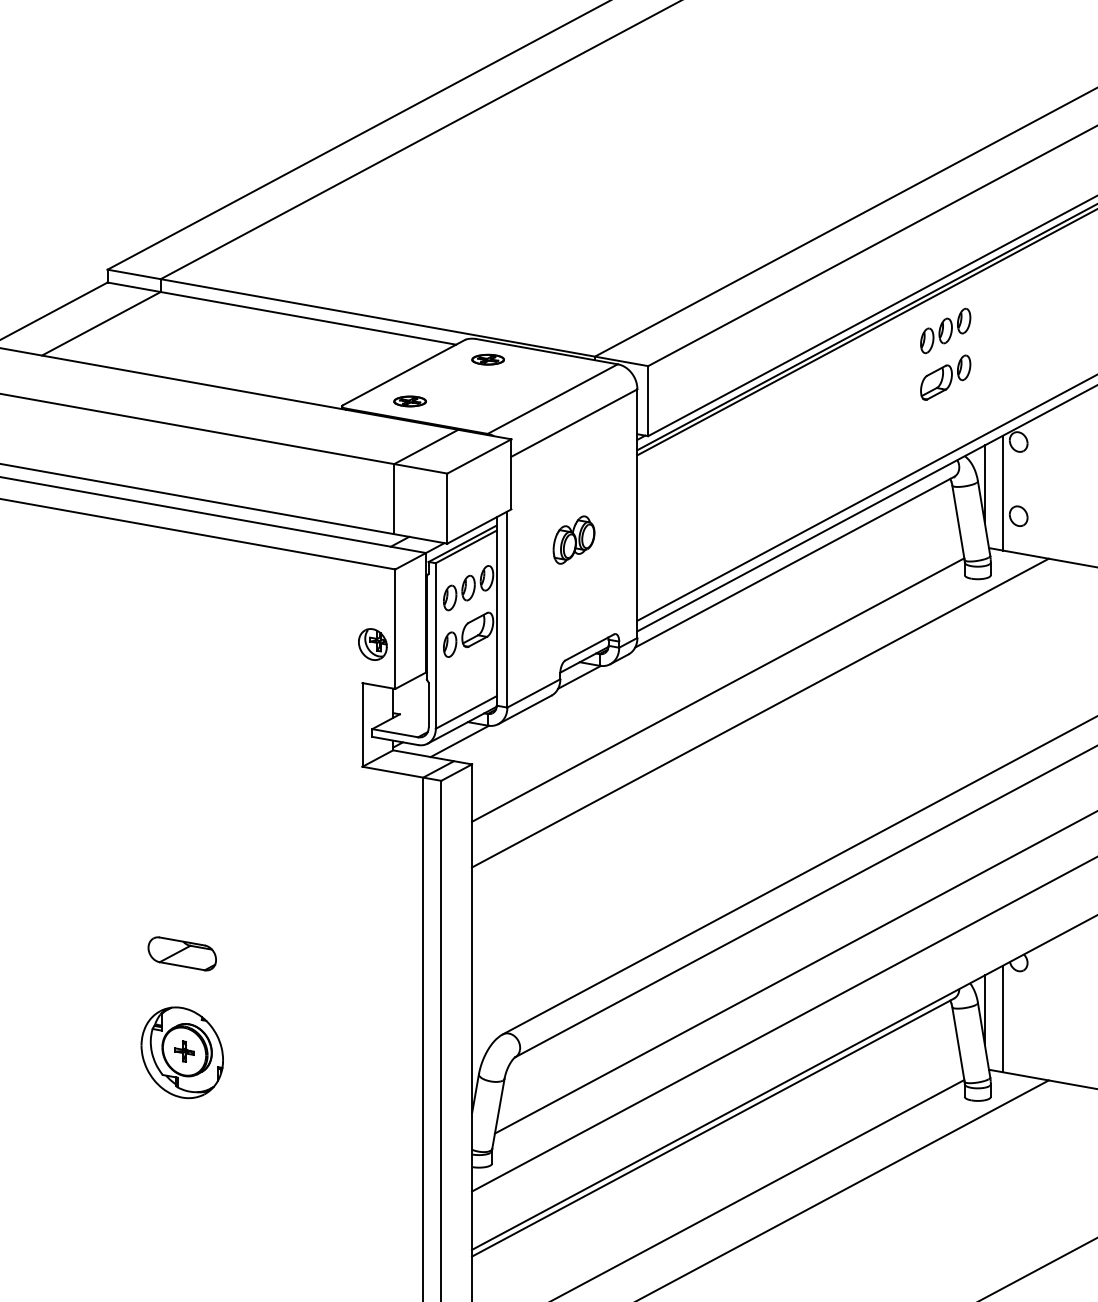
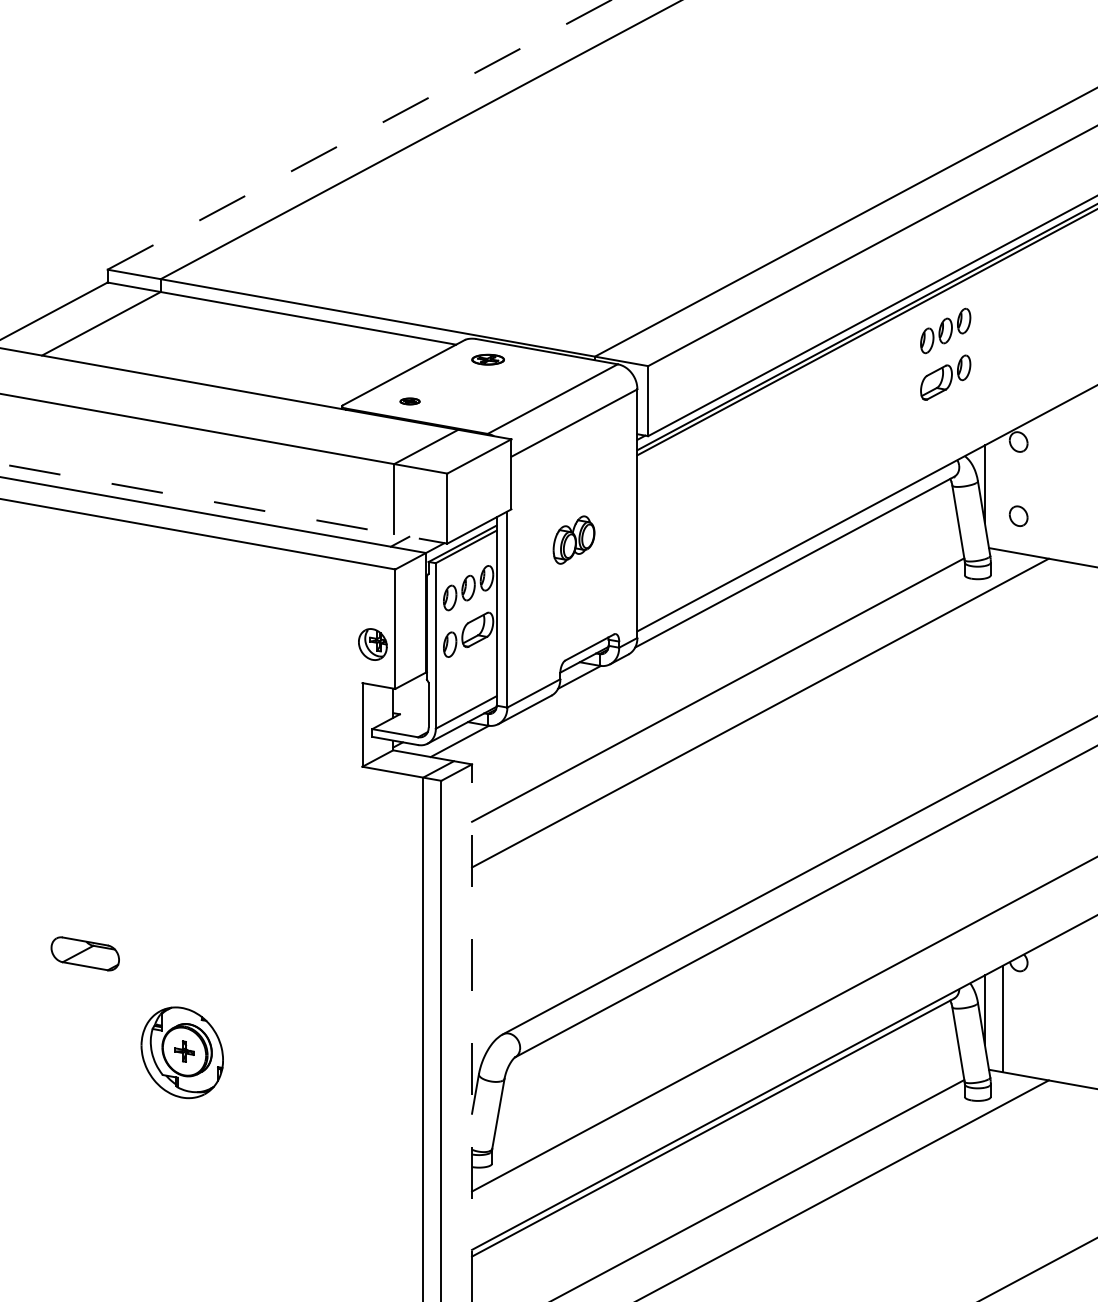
line: solid -> dashed (359, 134)
part size: 34x13 px -> 22x9 px (409, 401)
line: present -> none (1002, 492)
line: present -> none (865, 498)
line: solid -> dashed (224, 503)
part position: (181, 953) -> (84, 953) (84, 953)
line: present -> none (794, 972)
line: solid -> dashed (472, 1032)
